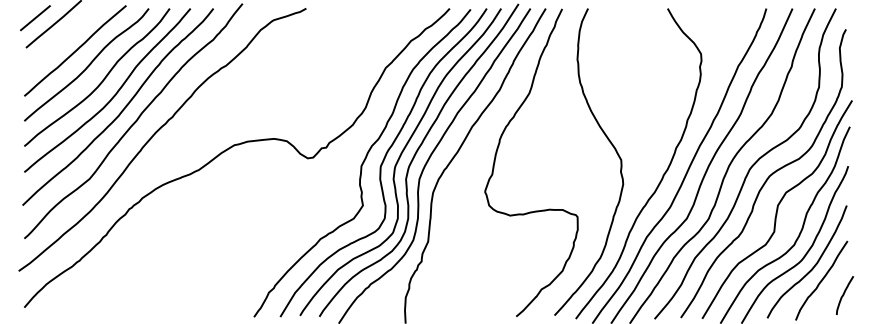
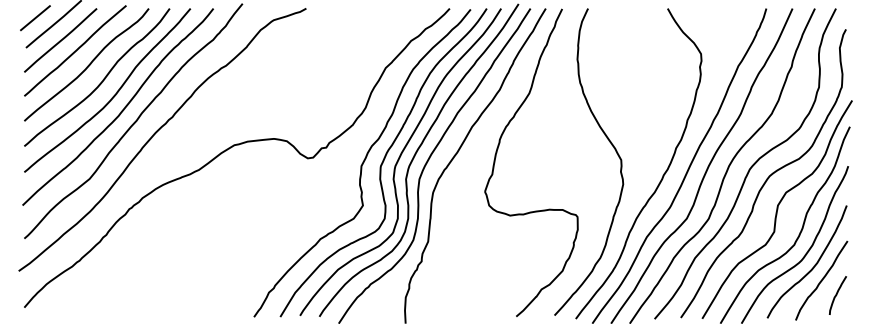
line: none -> present (60, 40)
curve position: (844, 295) -> (837, 295) (837, 295)
